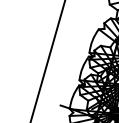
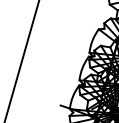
line position: (47, 60) -> (21, 60) (21, 60)
